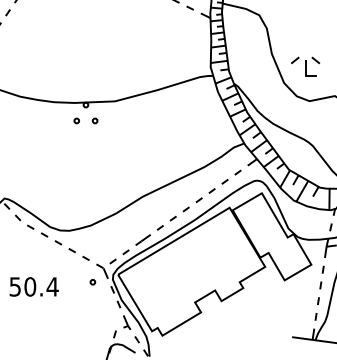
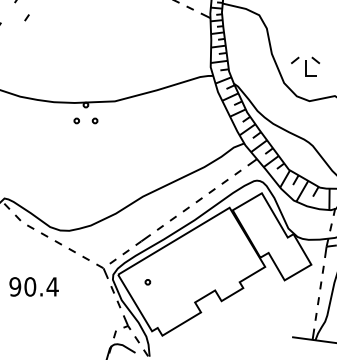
line position: (7, 12) -> (26, 17) (26, 17)
part position: (92, 282) -> (147, 282) (147, 282)
text: 50.4 -> 90.4 (15, 286)
